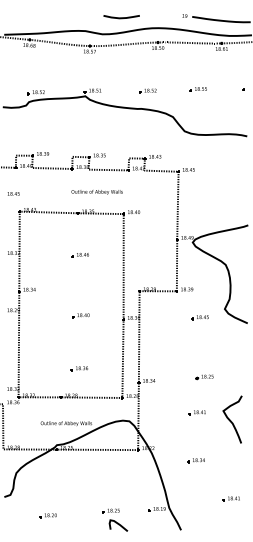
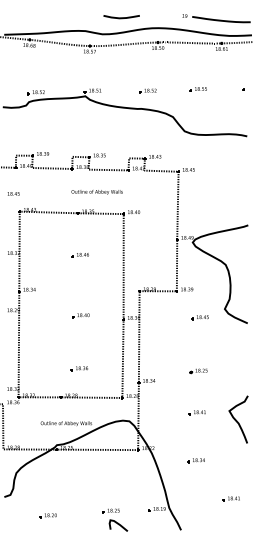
part position: (204, 377) -> (198, 371) (198, 371)
curve position: (231, 420) -> (237, 420) (237, 420)
